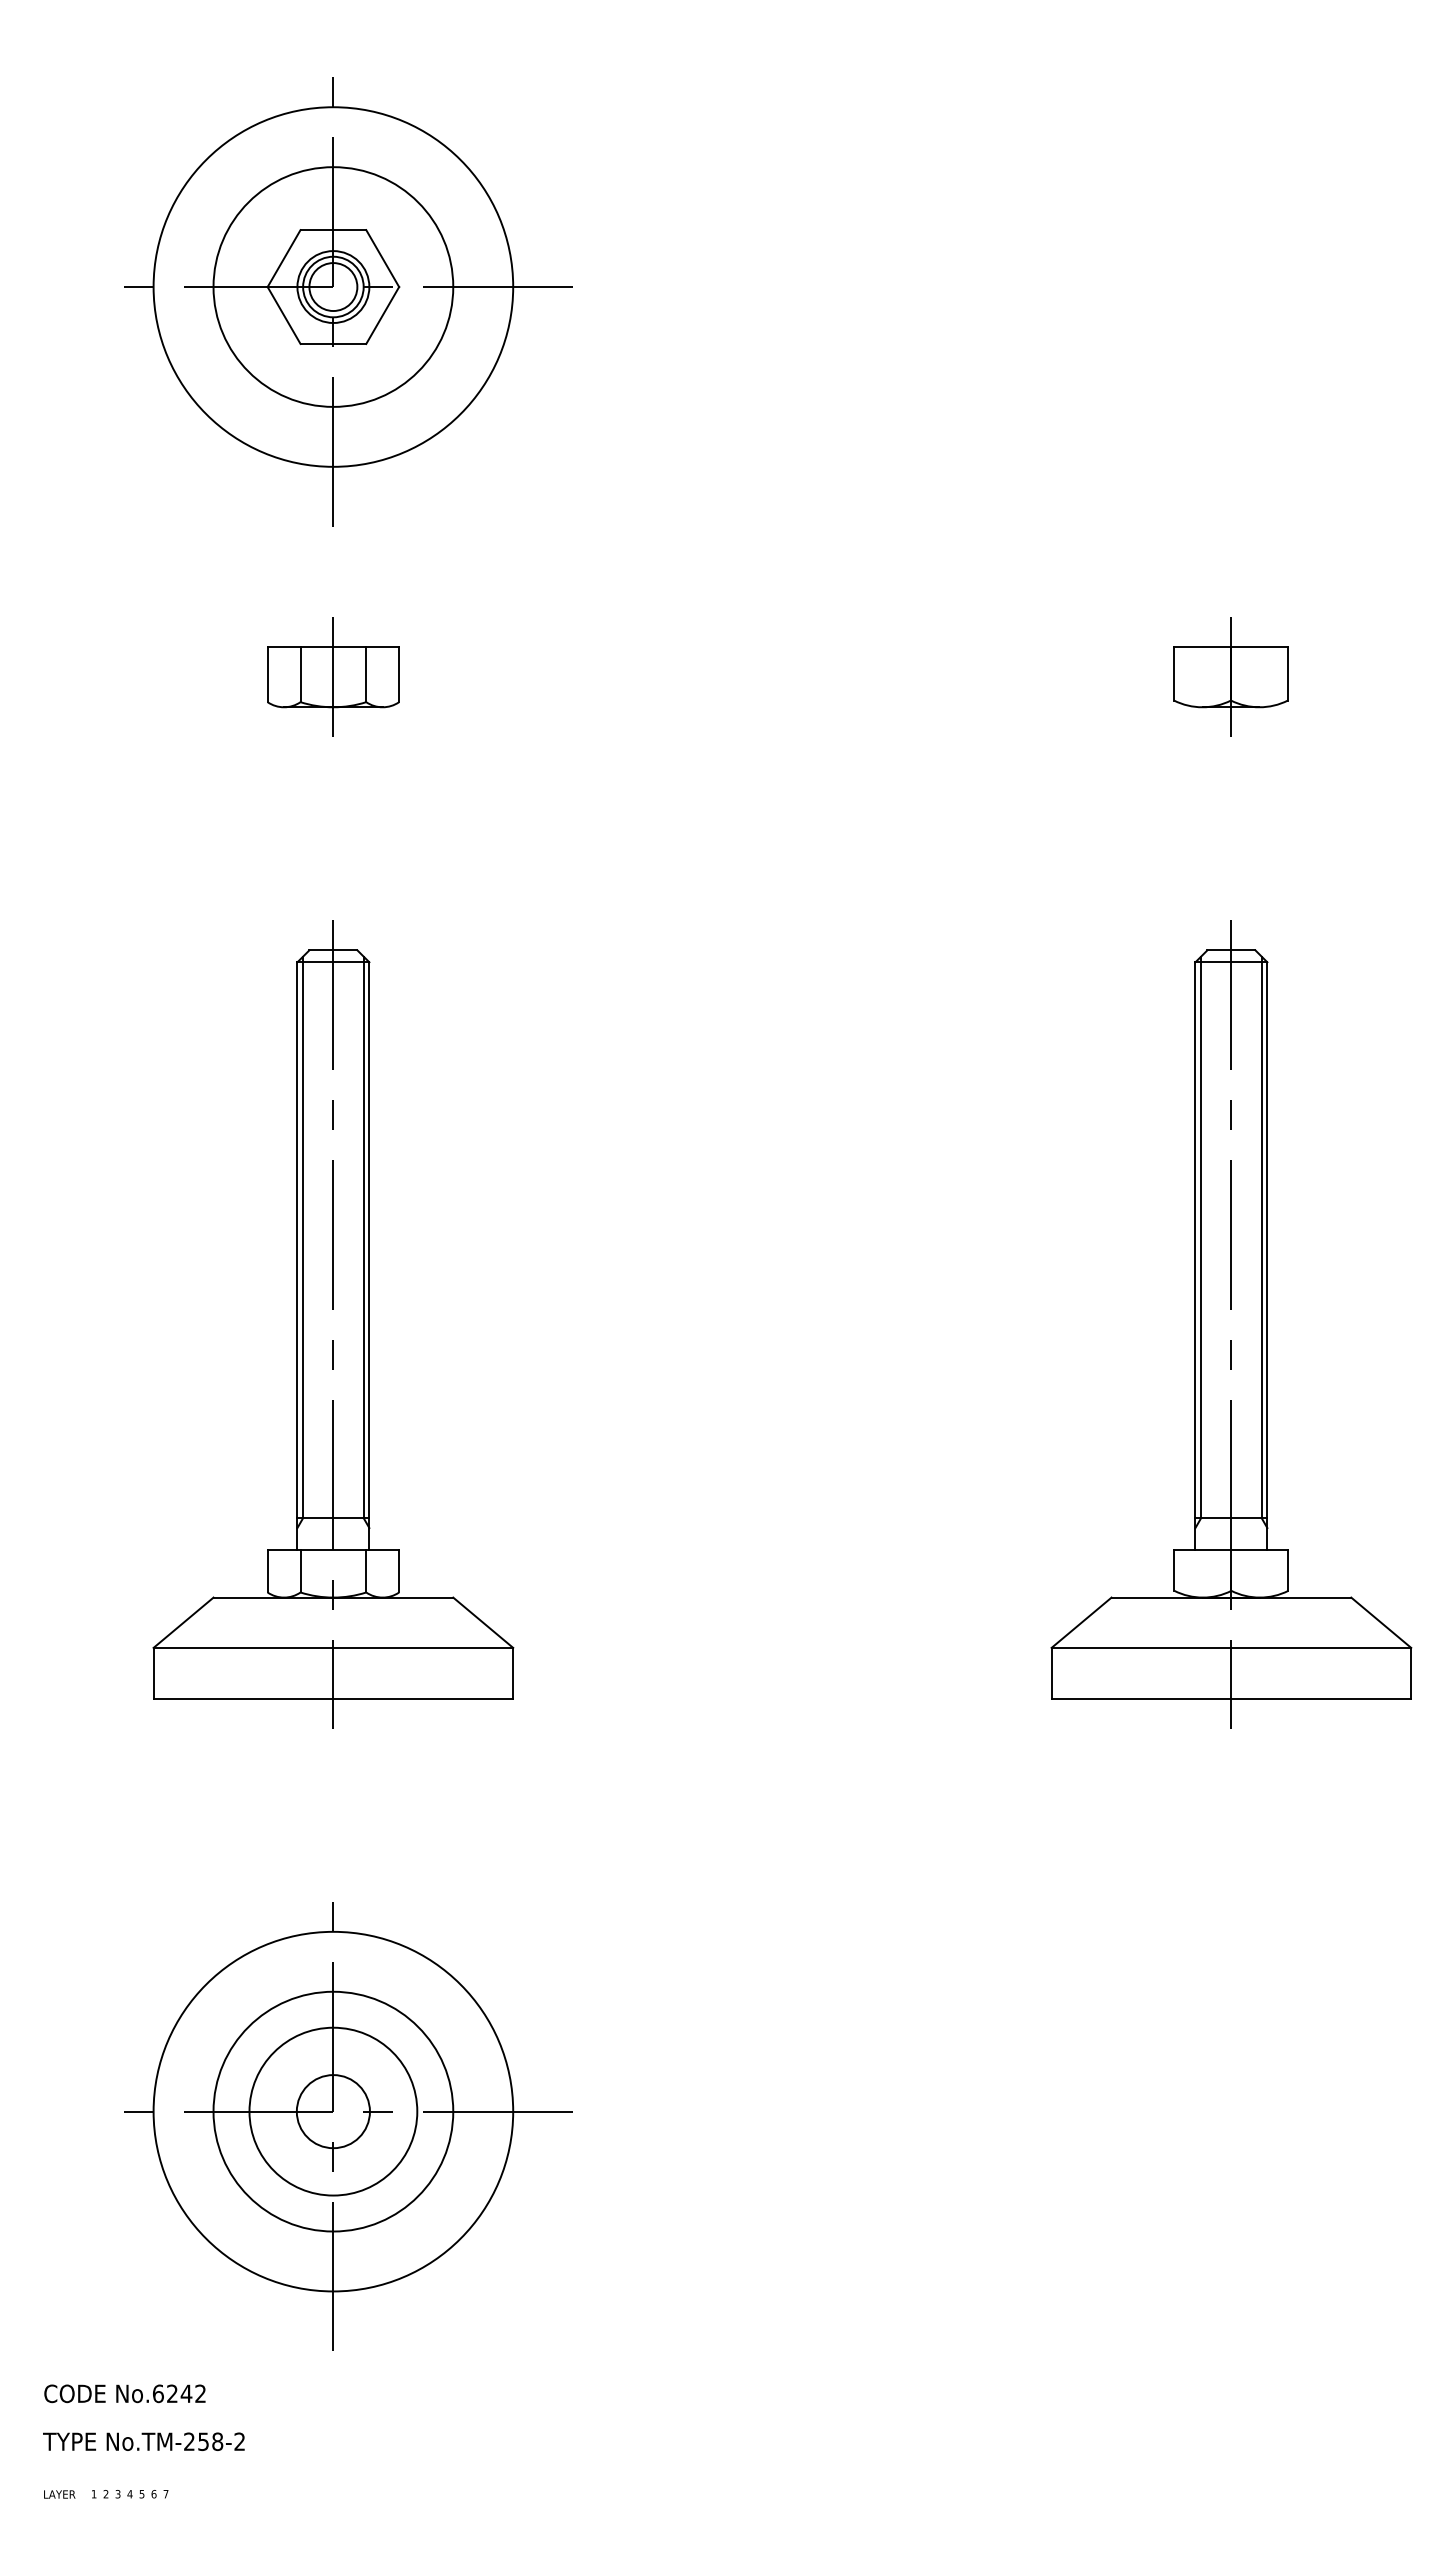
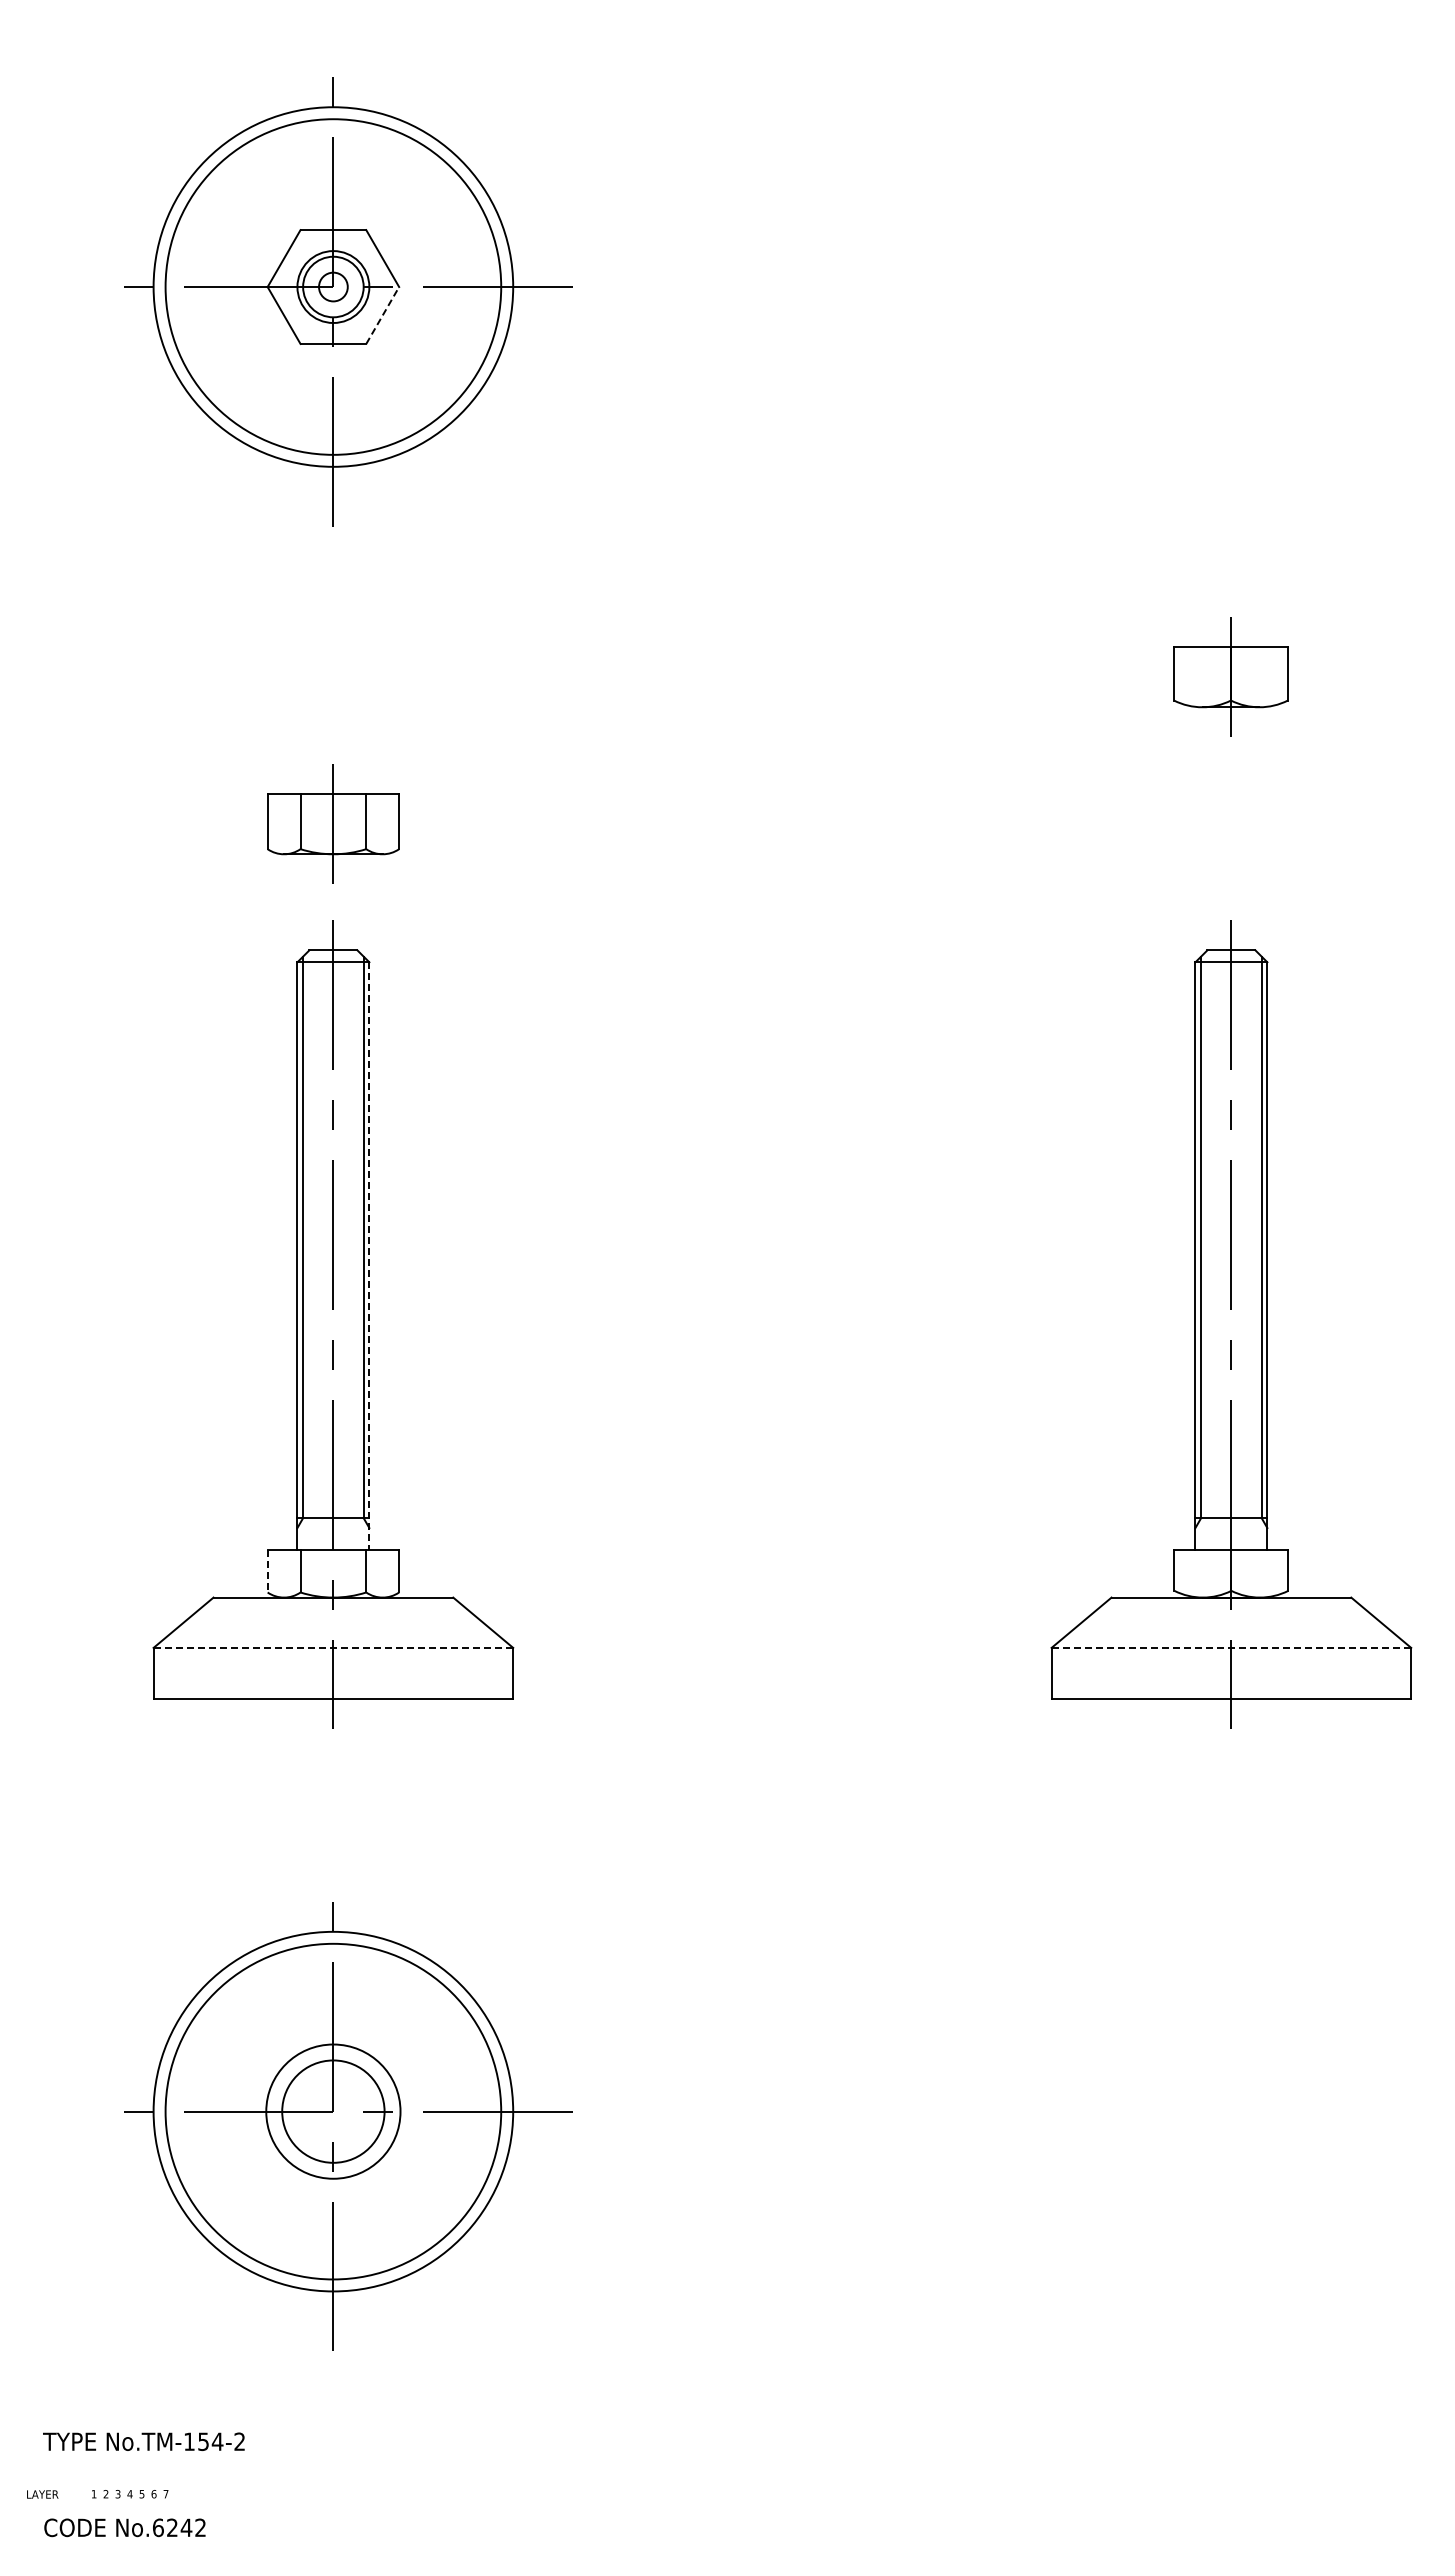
circle diameter: 240 px -> 336 px (333, 286)
circle diameter: 48 px -> 29 px (333, 286)
line: solid -> dashed (382, 315)
part position: (333, 676) -> (333, 823) (333, 823)
line: solid -> dashed (369, 1255)
line: solid -> dashed (267, 1571)
line: solid -> dashed (333, 1647)
line: solid -> dashed (1231, 1647)
circle diameter: 73 px -> 102 px (333, 2111)
circle diameter: 168 px -> 134 px (333, 2111)
circle diameter: 240 px -> 336 px (333, 2111)
text position: (124, 2393) -> (124, 2527) (124, 2527)
text: No.TM-258-2 -> No.TM-154-2 (203, 2441)
text position: (59, 2494) -> (42, 2494) (42, 2494)
